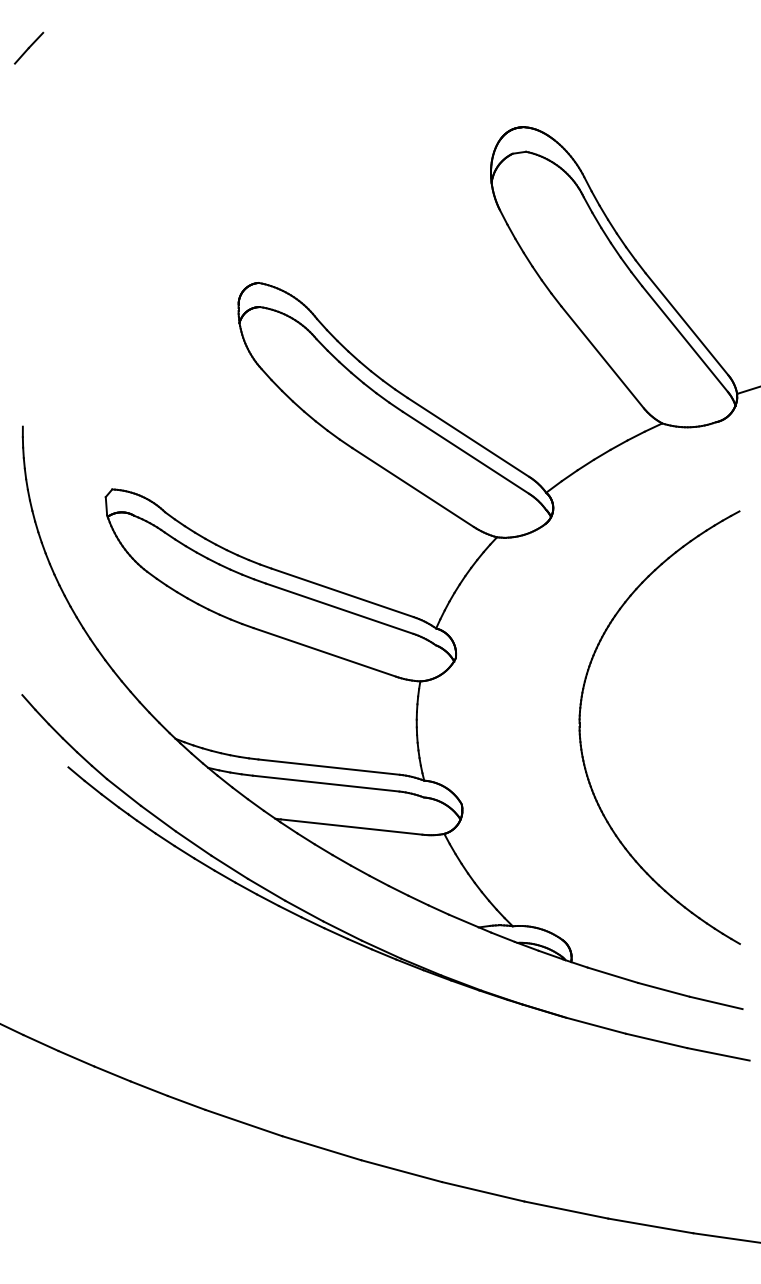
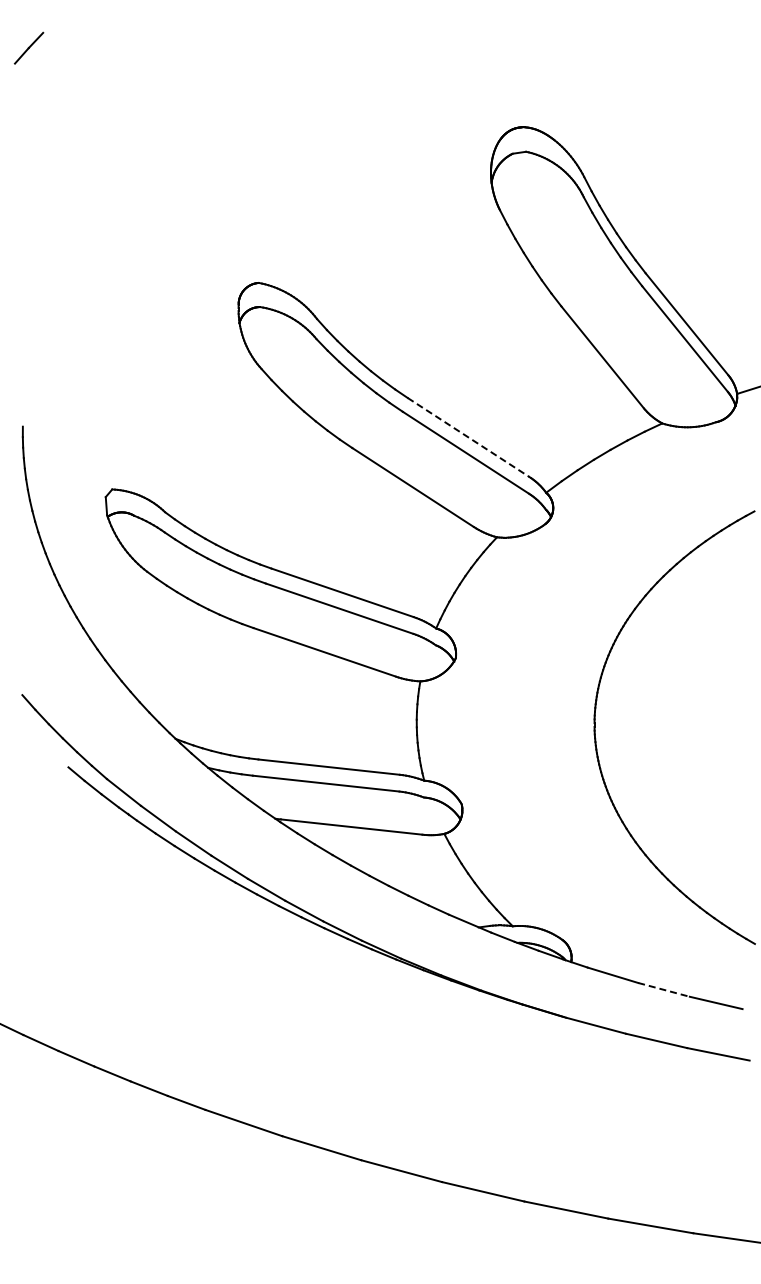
line: solid -> dashed (468, 437)
part position: (581, 738) -> (596, 738) (596, 738)
line: solid -> dashed (664, 989)
